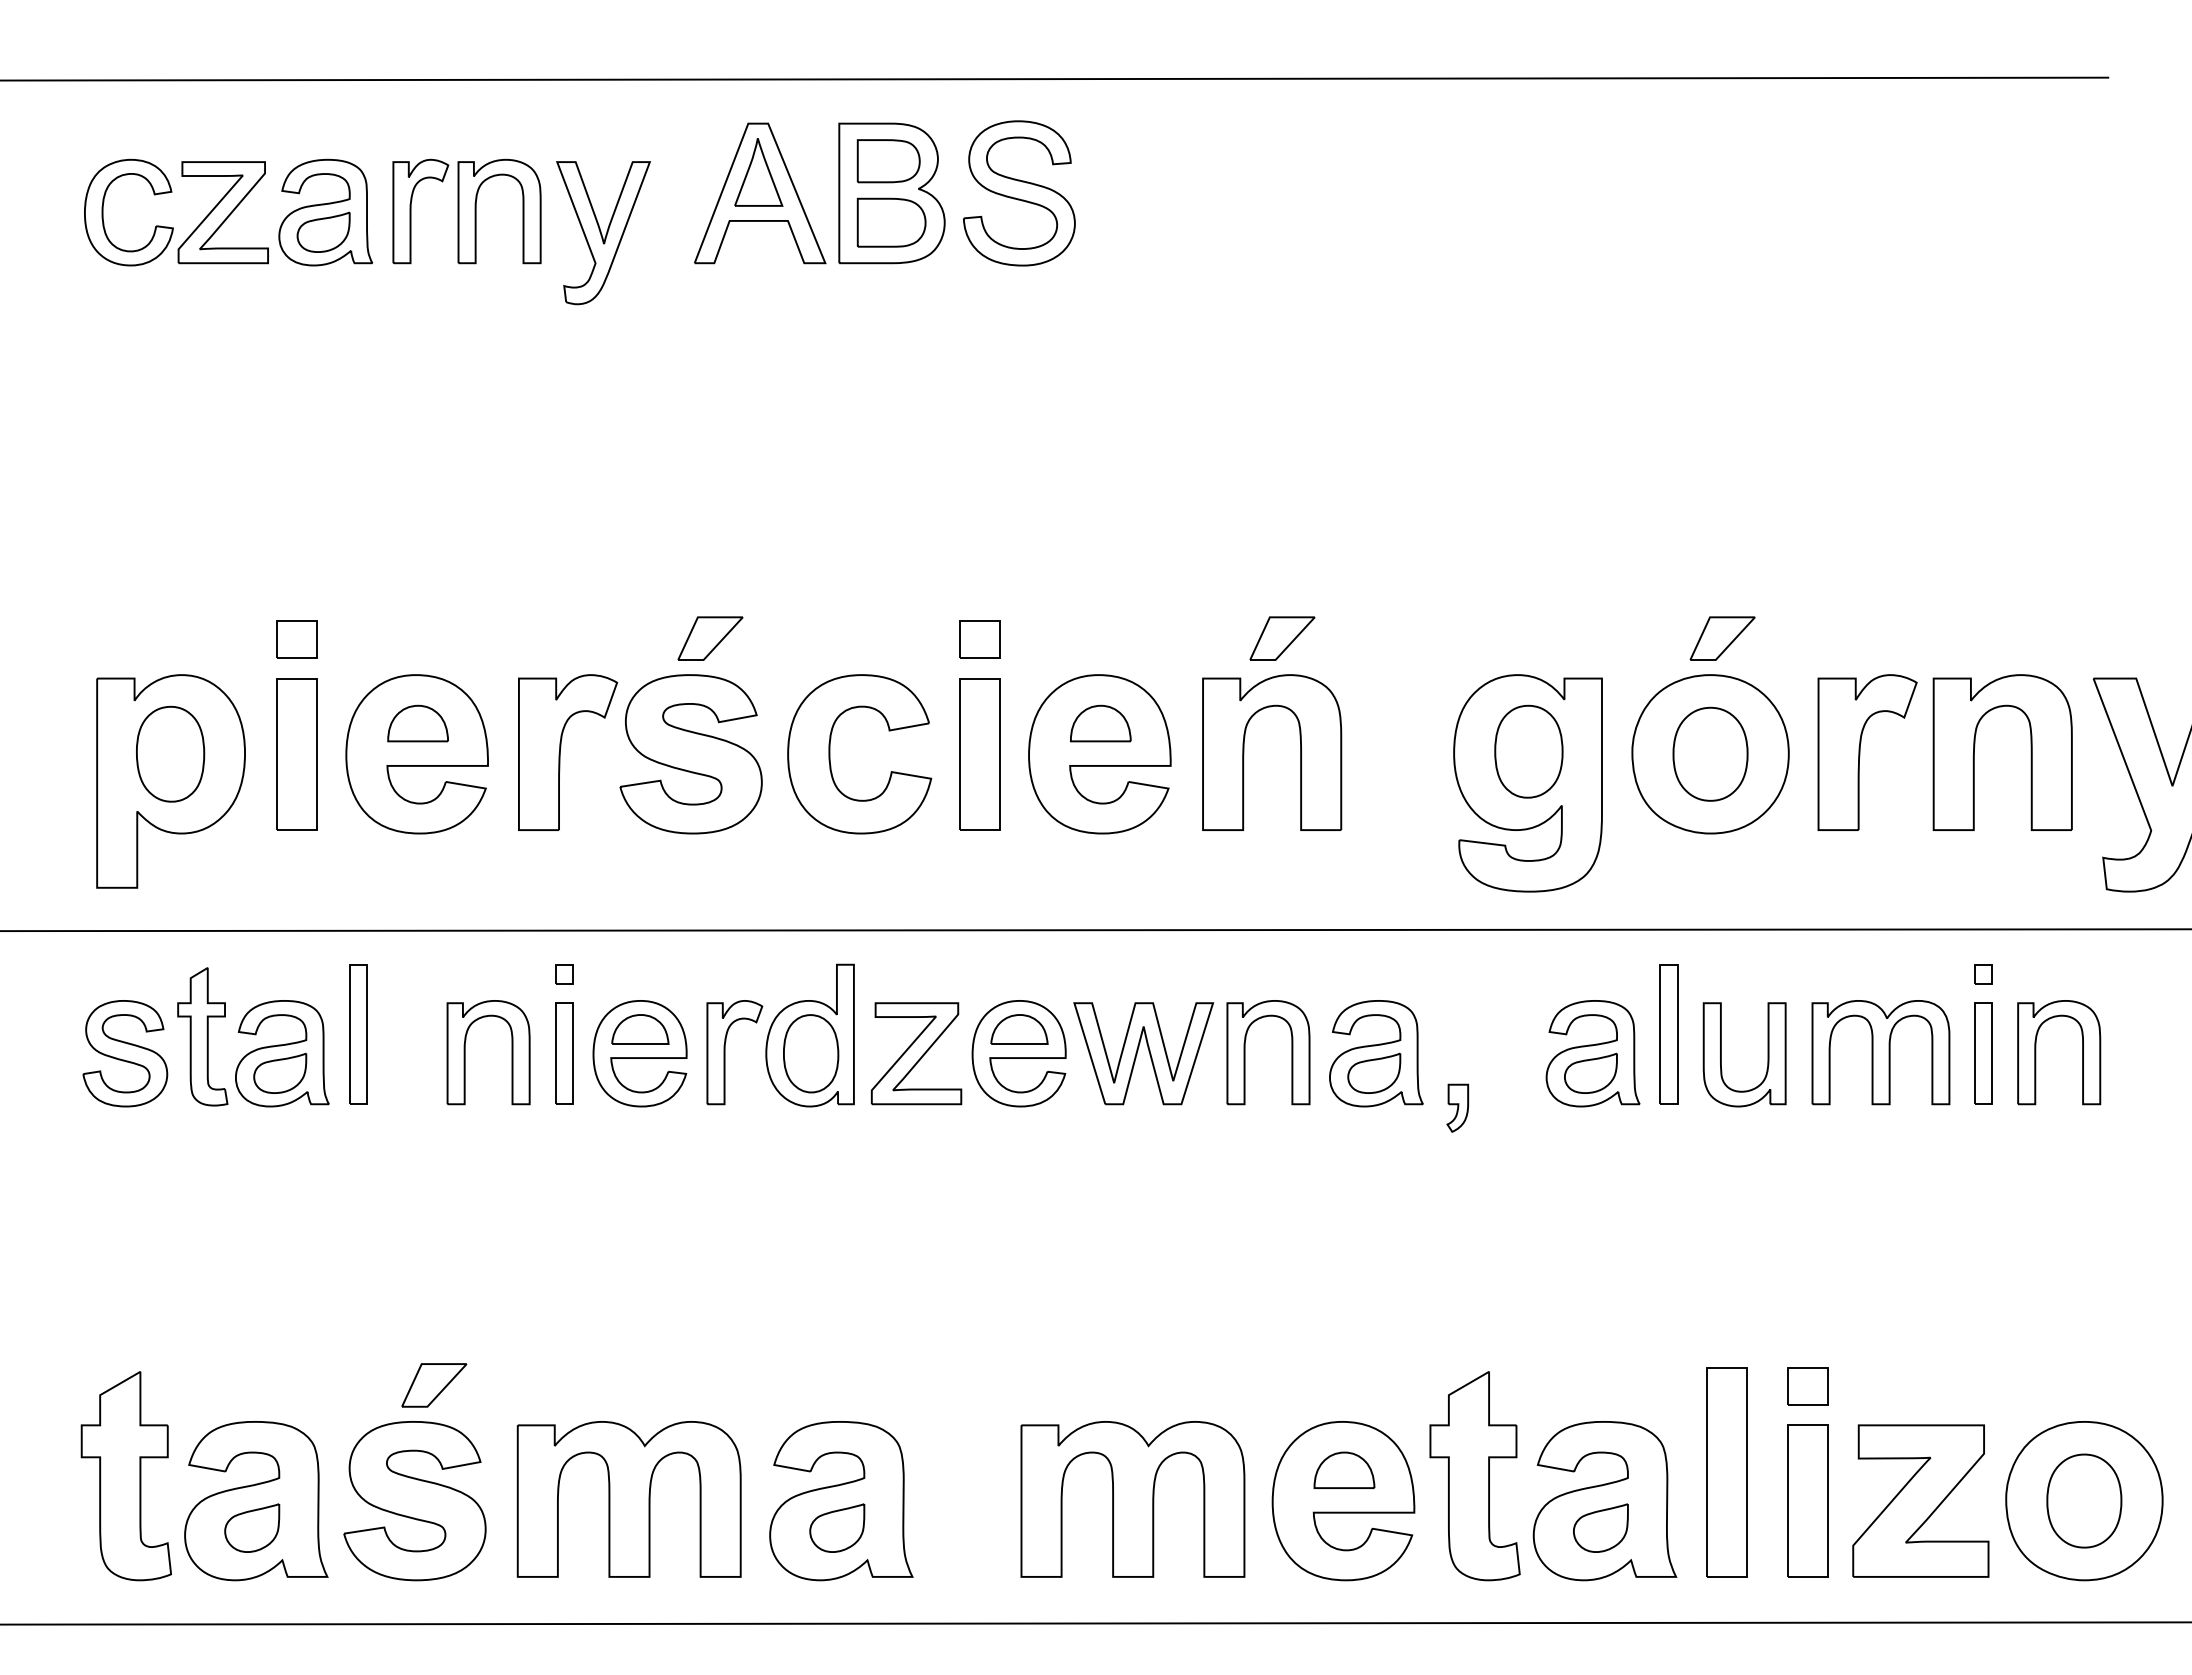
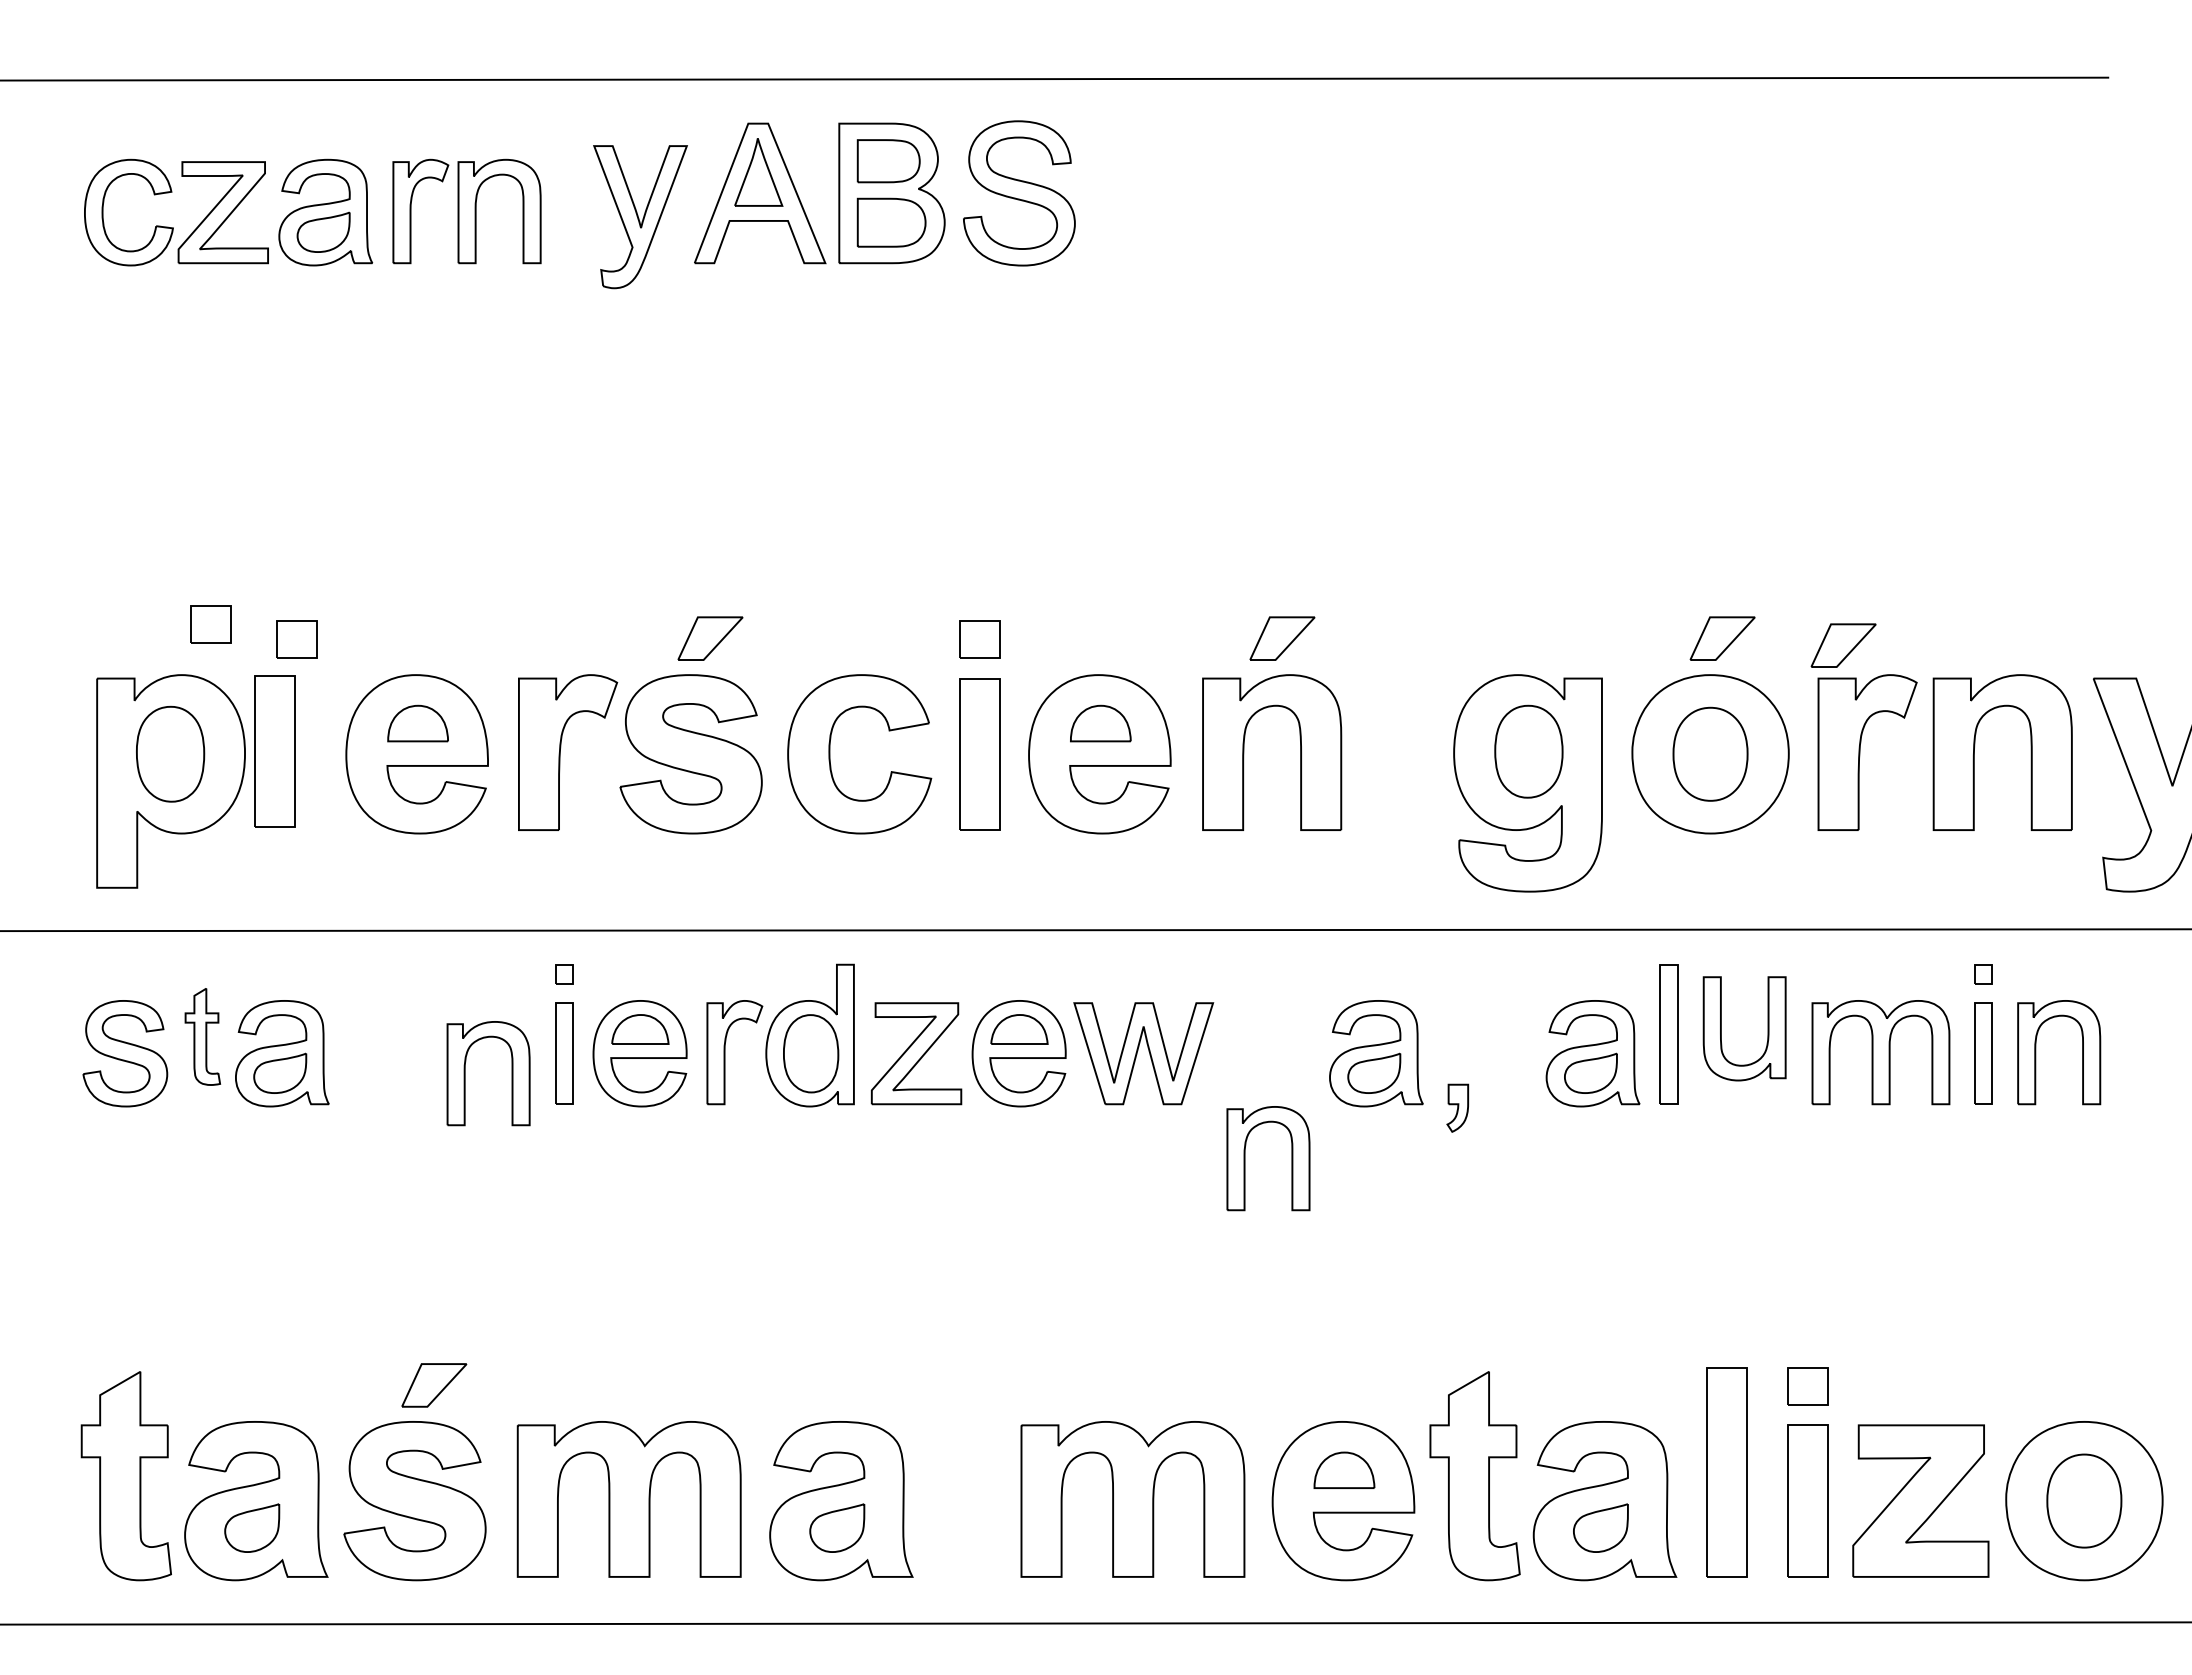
part position: (603, 233) -> (640, 217) (640, 217)
part: none -> present (210, 624)
part: none -> present (1843, 645)
part position: (296, 754) -> (274, 751) (274, 751)
part: present -> none (358, 1034)
part size: 52x140 px -> 38x98 px (202, 1036)
part position: (465, 1052) -> (465, 1073) (465, 1073)
part position: (1245, 1052) -> (1245, 1158) (1245, 1158)
part position: (1721, 1054) -> (1721, 1028) (1721, 1028)
